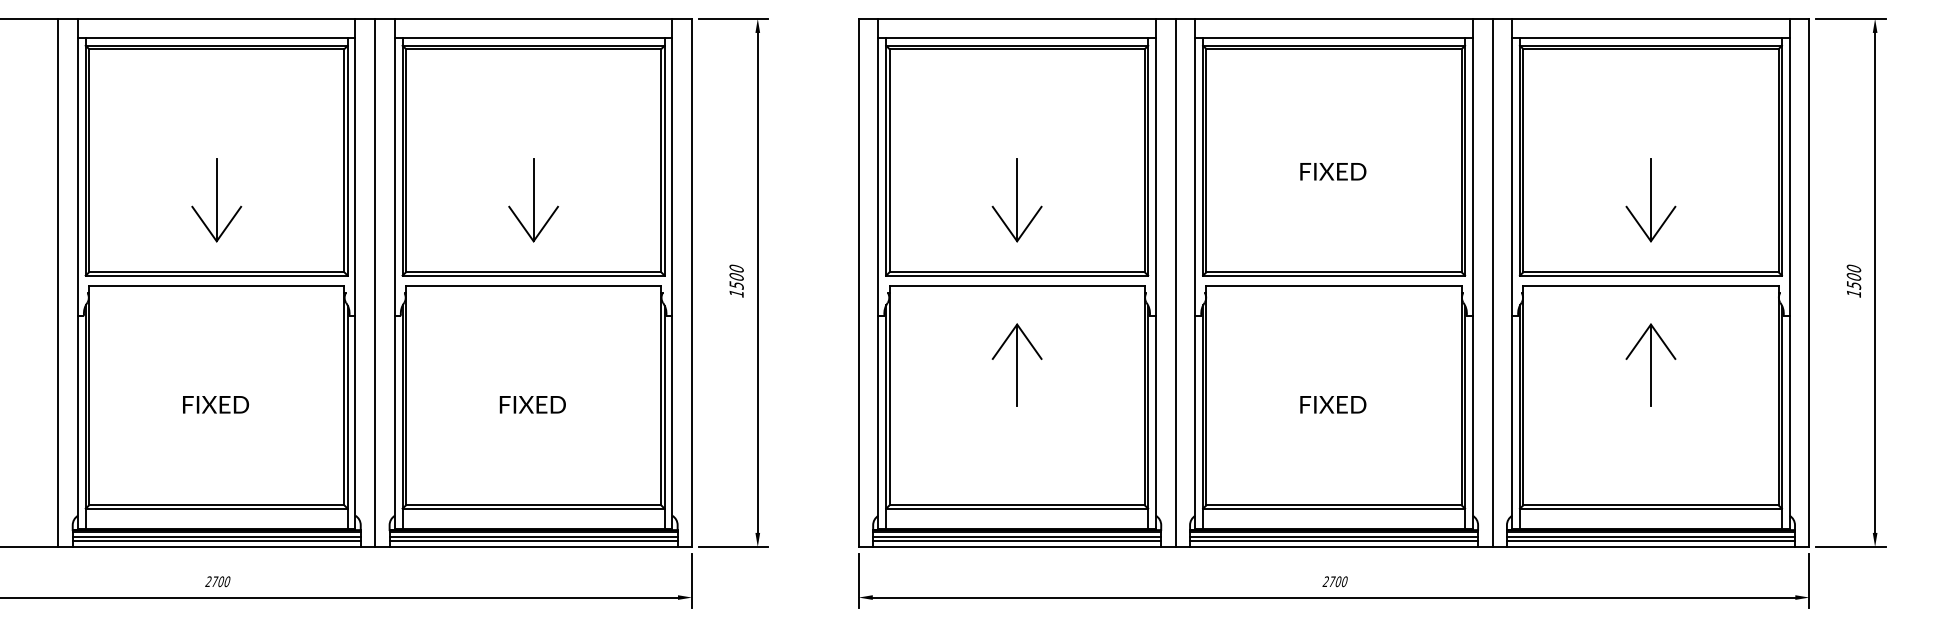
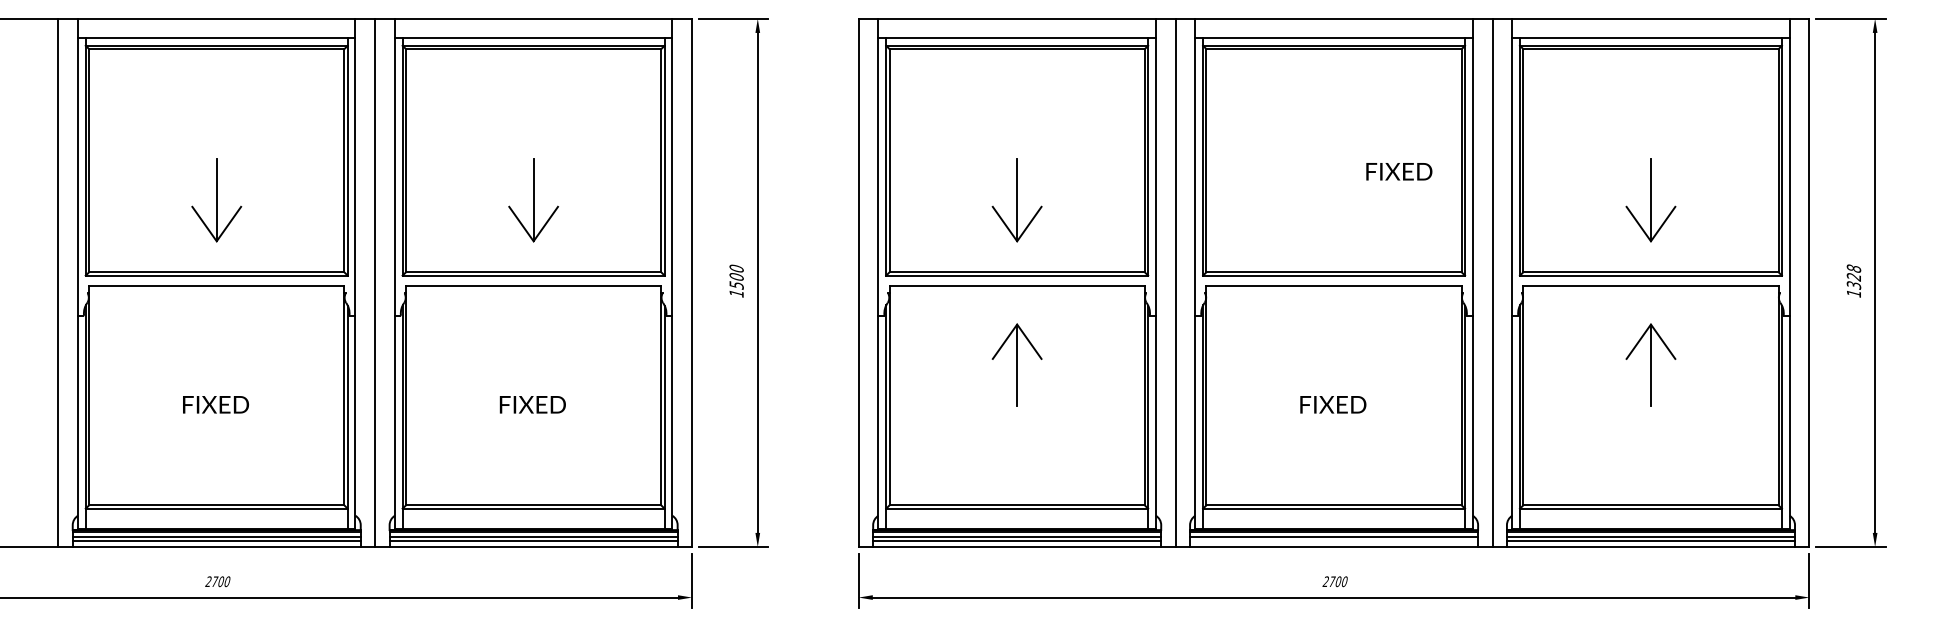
text position: (1333, 171) -> (1399, 171) (1399, 171)
text: 1500 -> 1328 (1853, 275)
line: present -> none (1334, 540)
